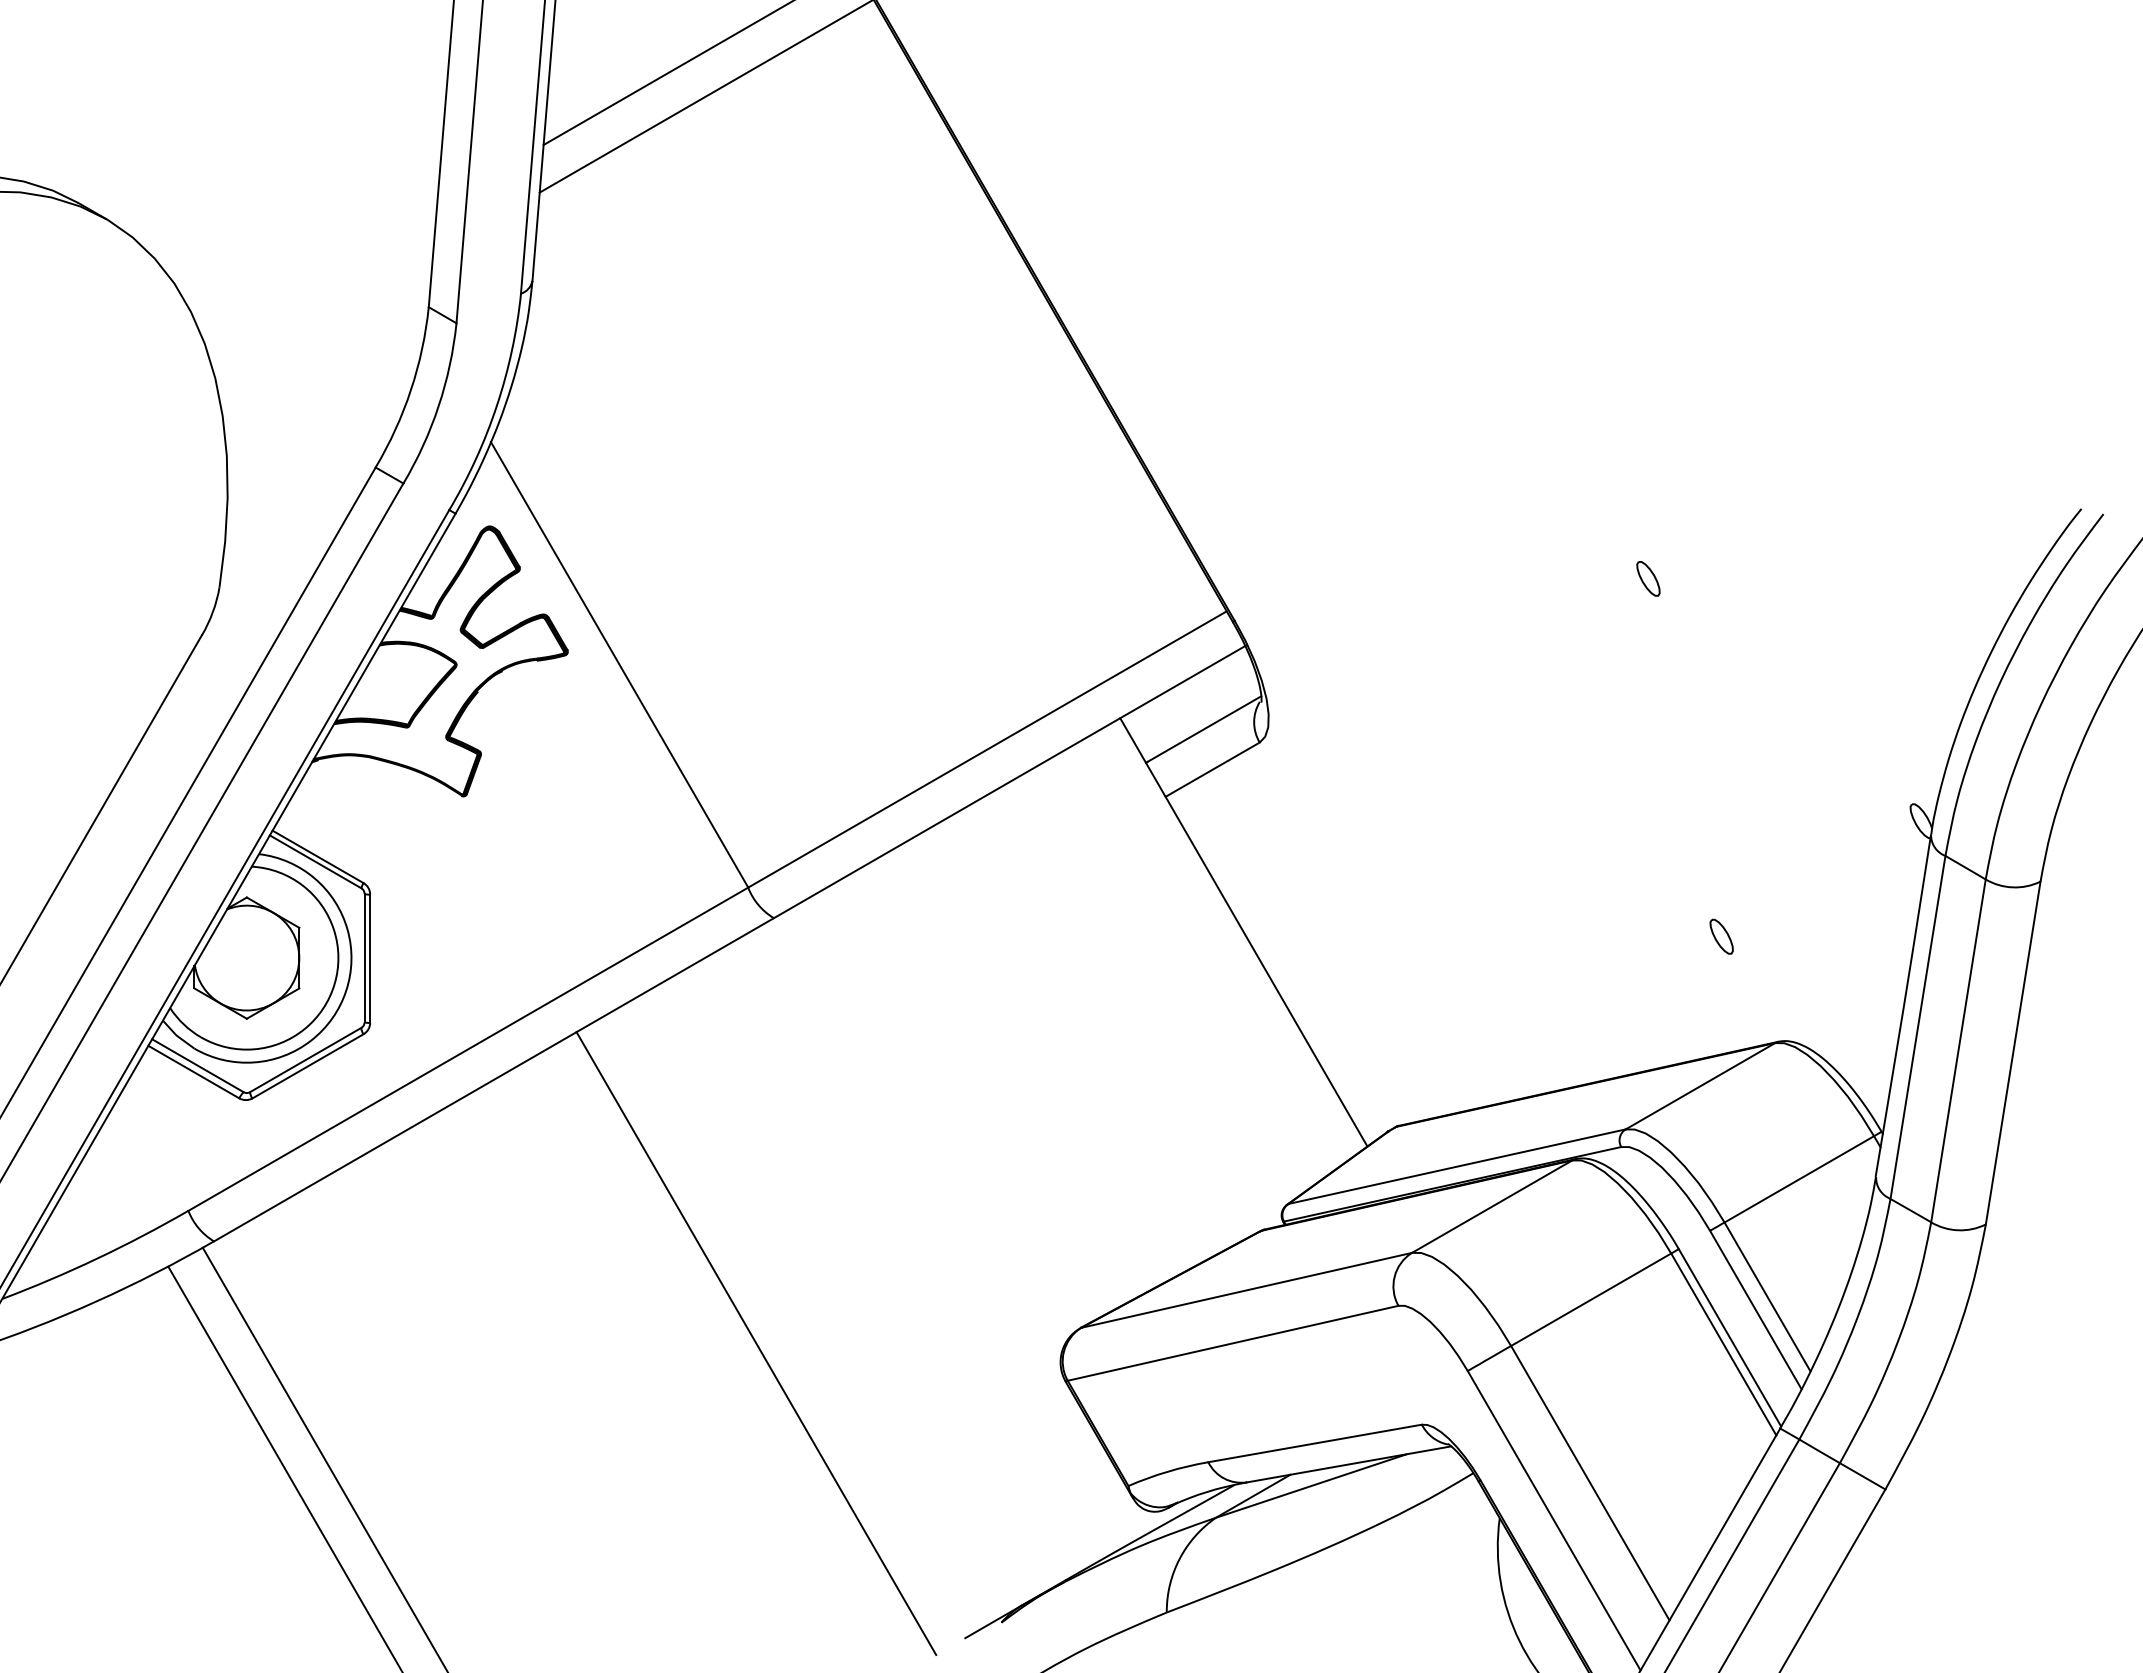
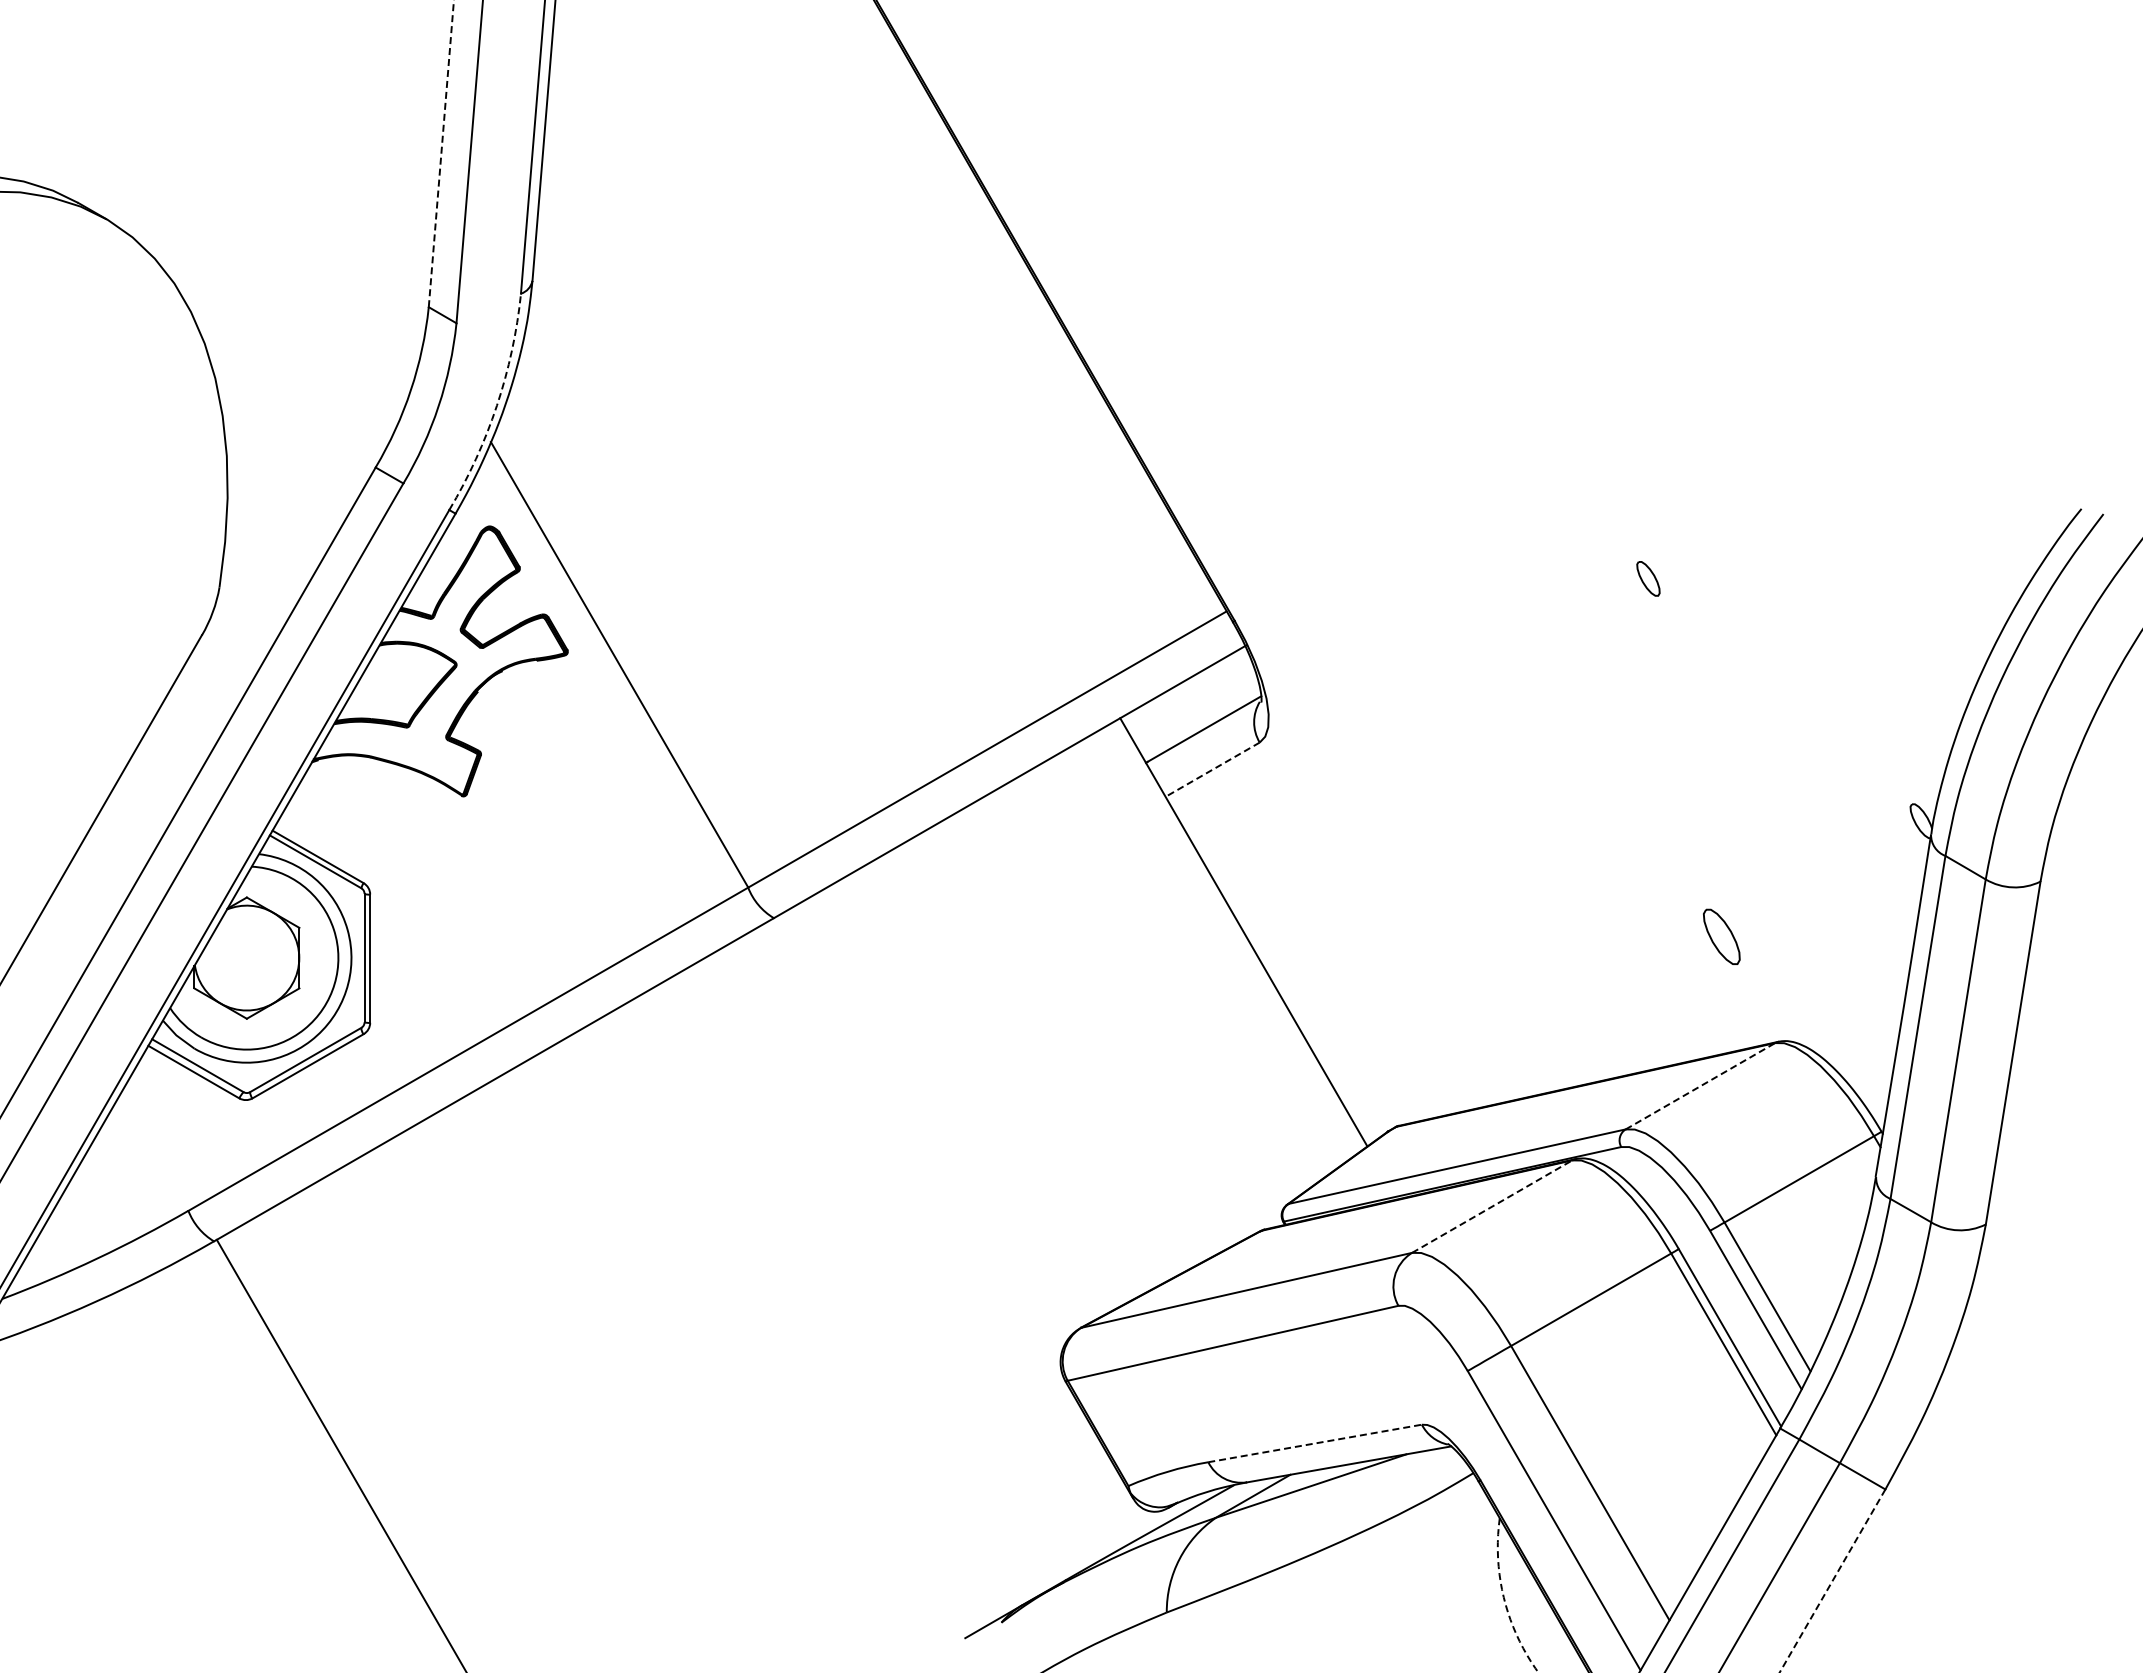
line: present -> none (666, 73)
line: present -> none (704, 97)
line: solid -> dashed (441, 153)
arc: solid -> dashed (496, 405)
line: solid -> dashed (1212, 769)
part size: 25x37 px -> 38x57 px (1721, 936)
line: solid -> dashed (1700, 1086)
line: solid -> dashed (1492, 1206)
line: present -> none (756, 1343)
line: solid -> dashed (1315, 1443)
line position: (324, 1458) -> (340, 1454) (340, 1454)
line: present -> none (284, 1467)
line: solid -> dashed (1832, 1581)
arc: solid -> dashed (1504, 1598)
